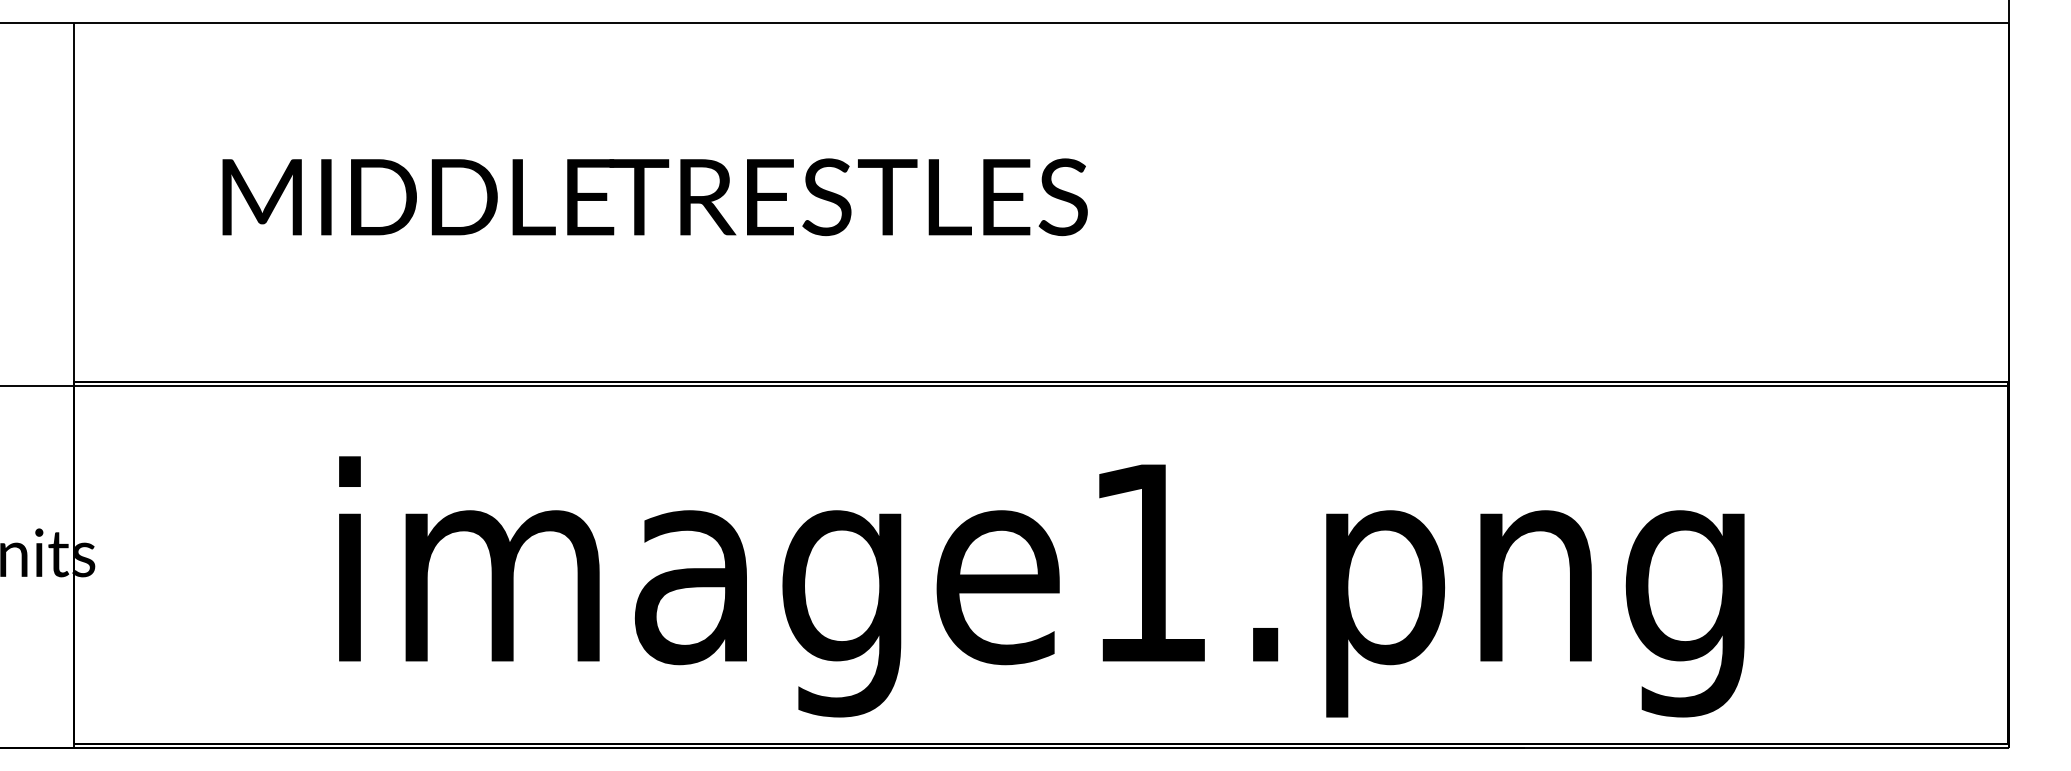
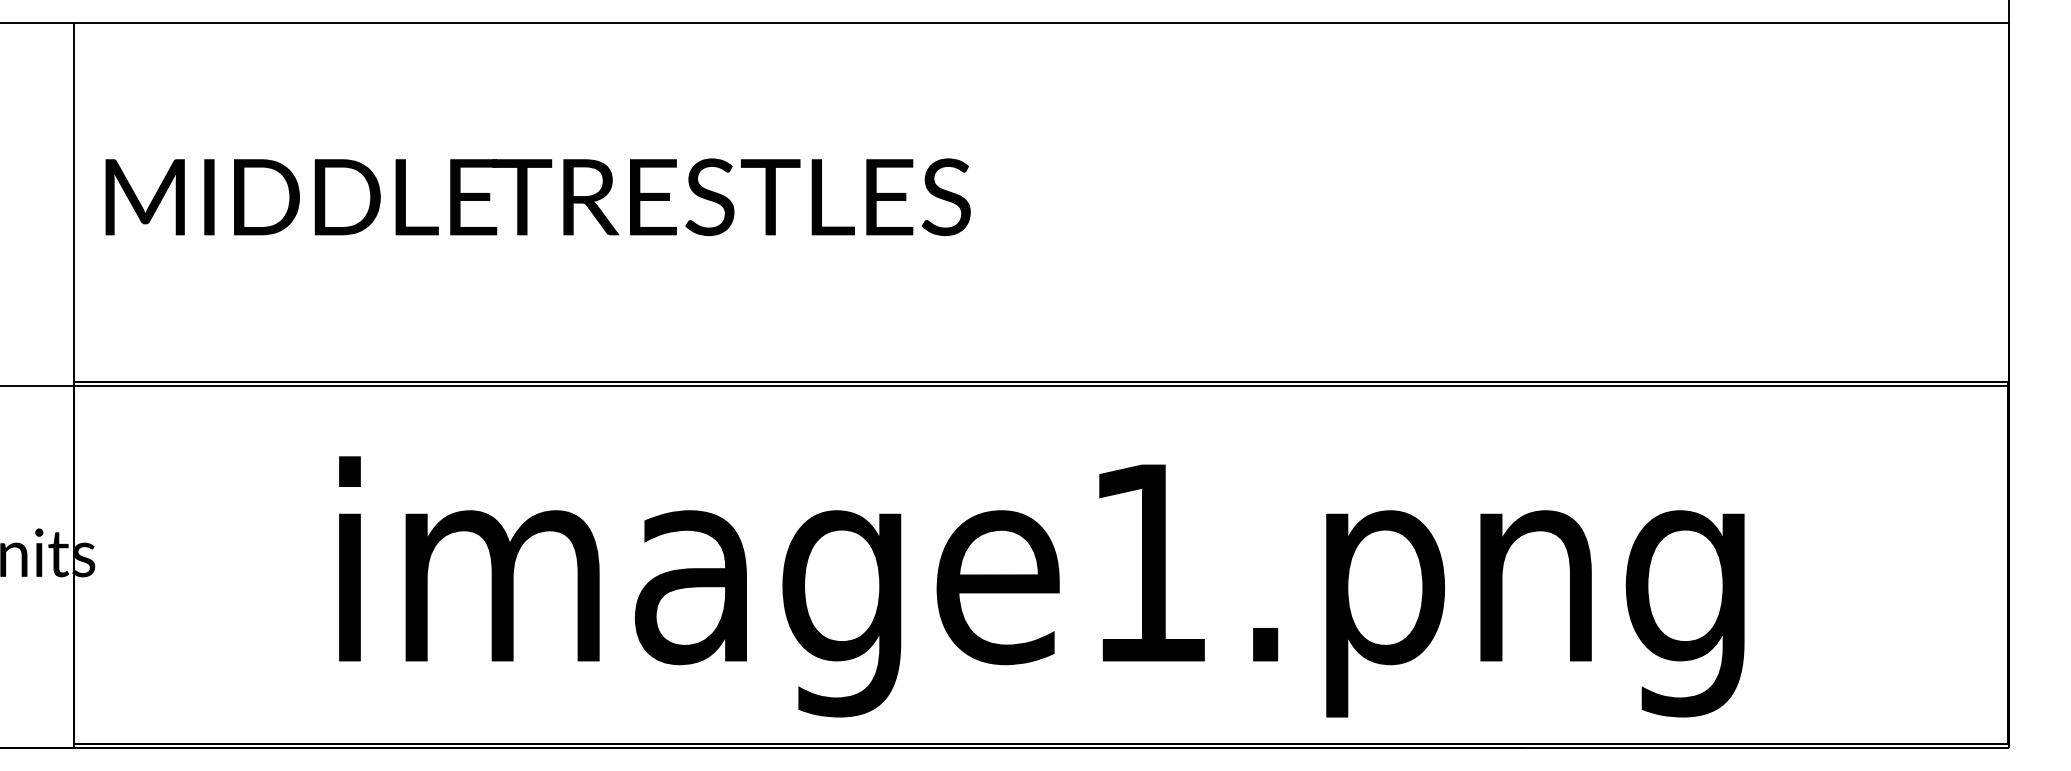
text position: (654, 197) -> (537, 197) (537, 197)
